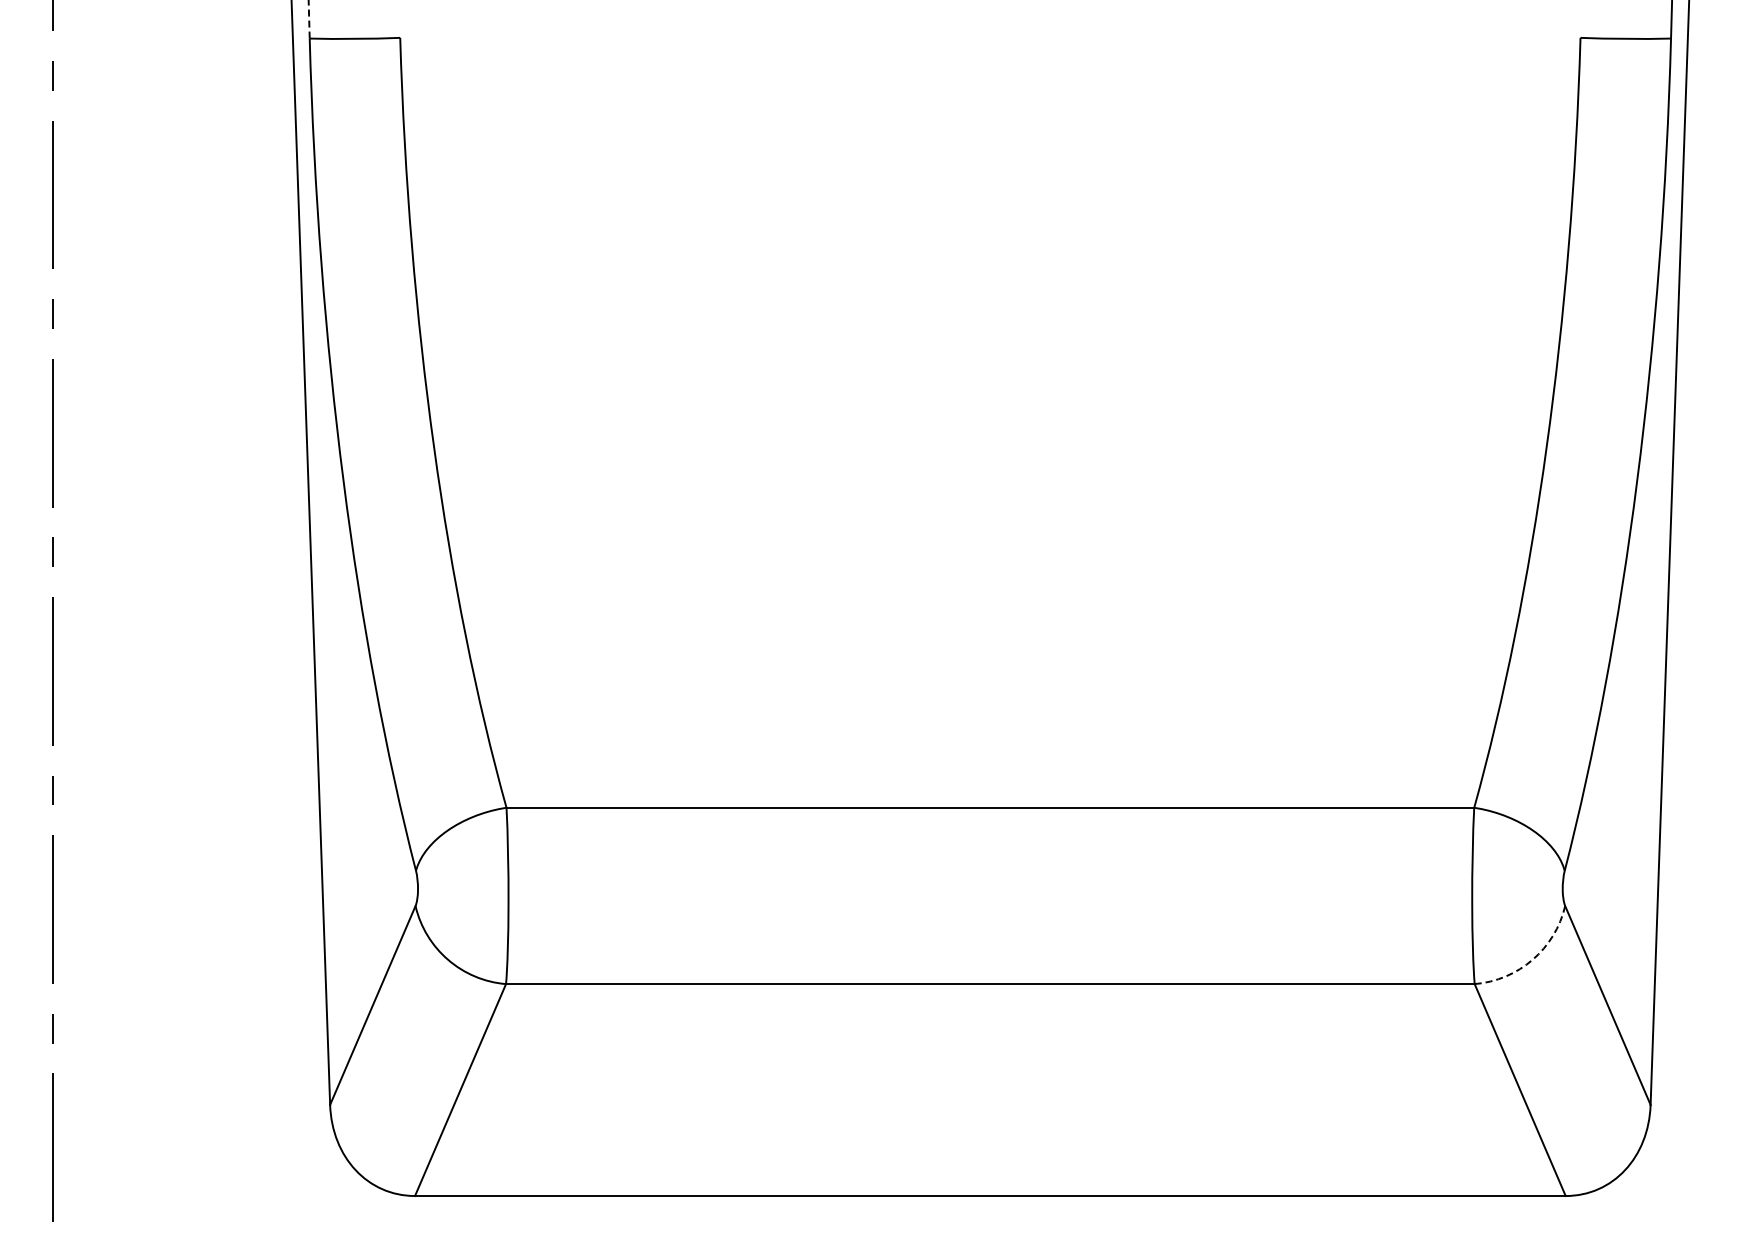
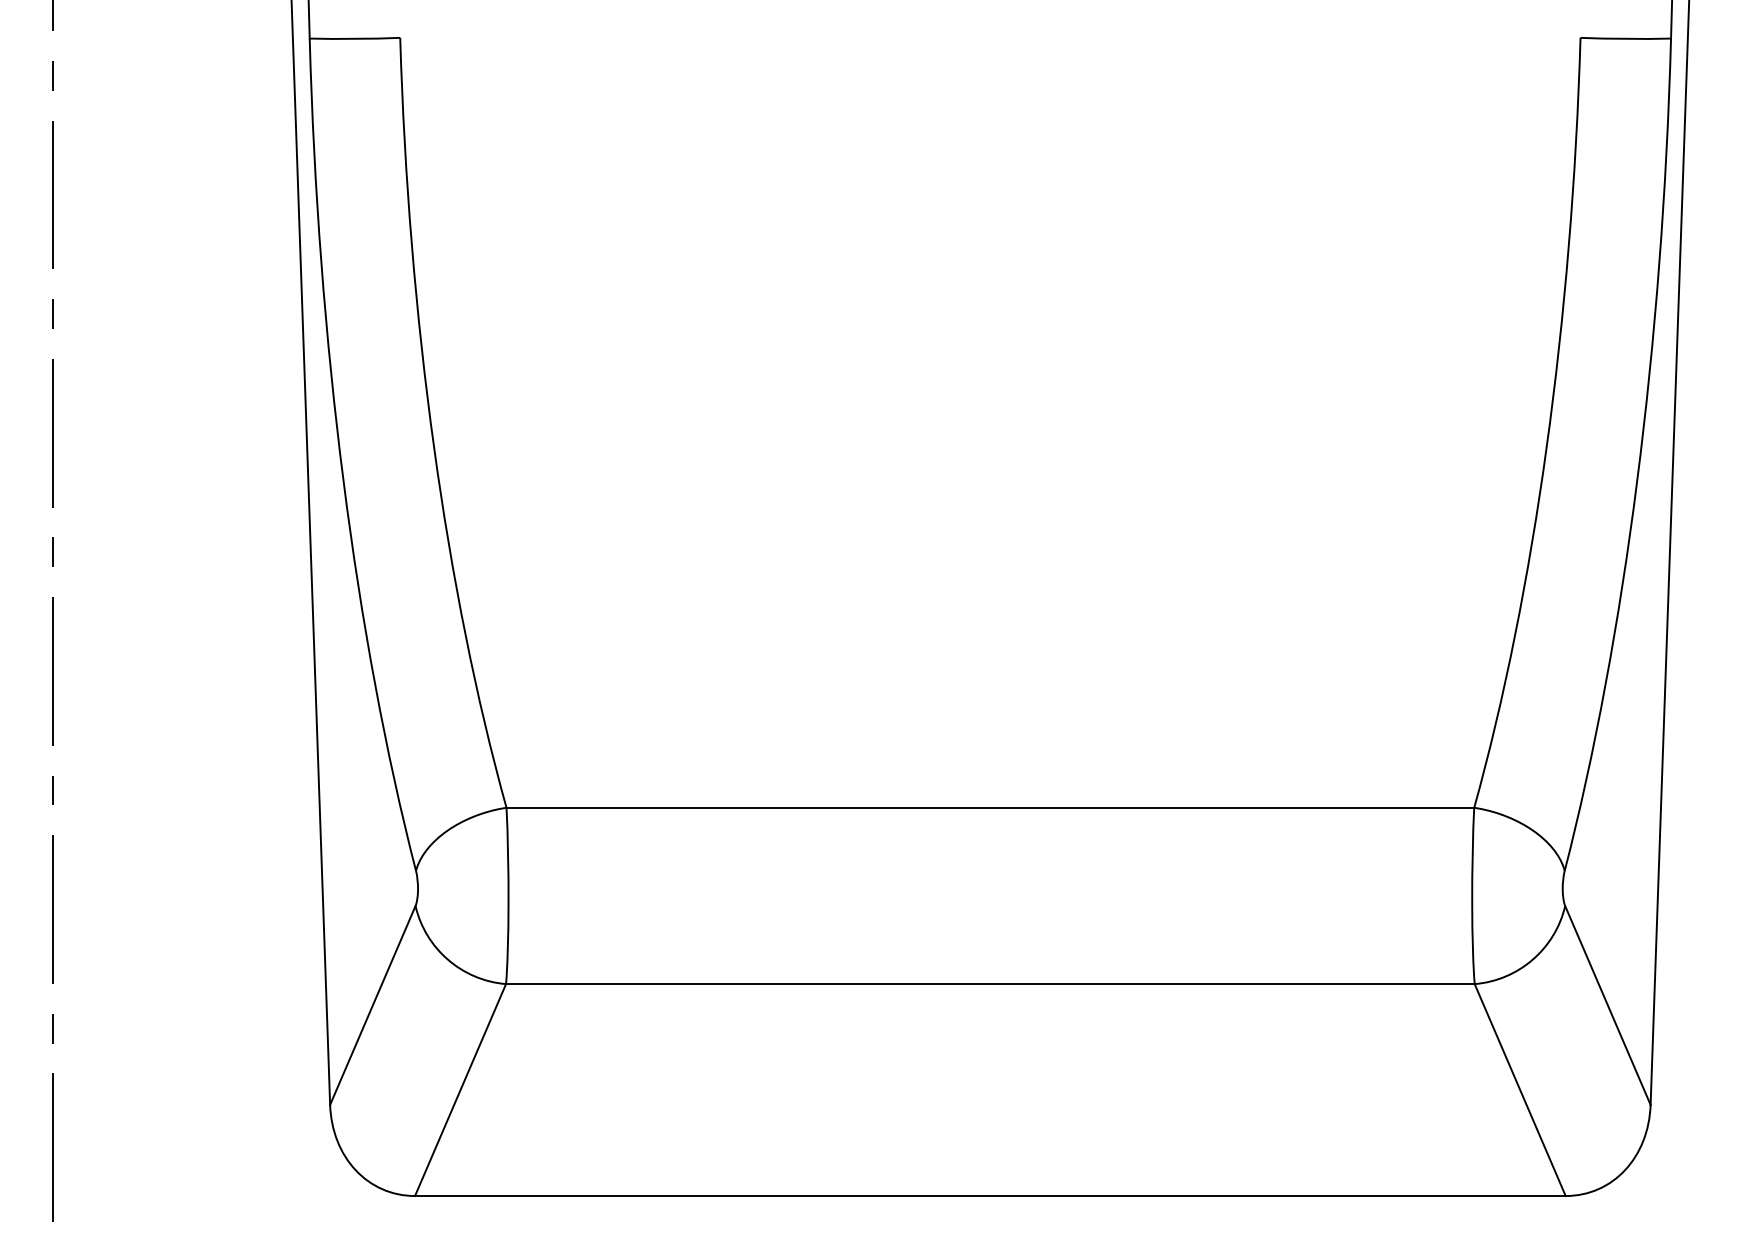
line: dashed -> solid (309, 19)
arc: dashed -> solid (1532, 959)
